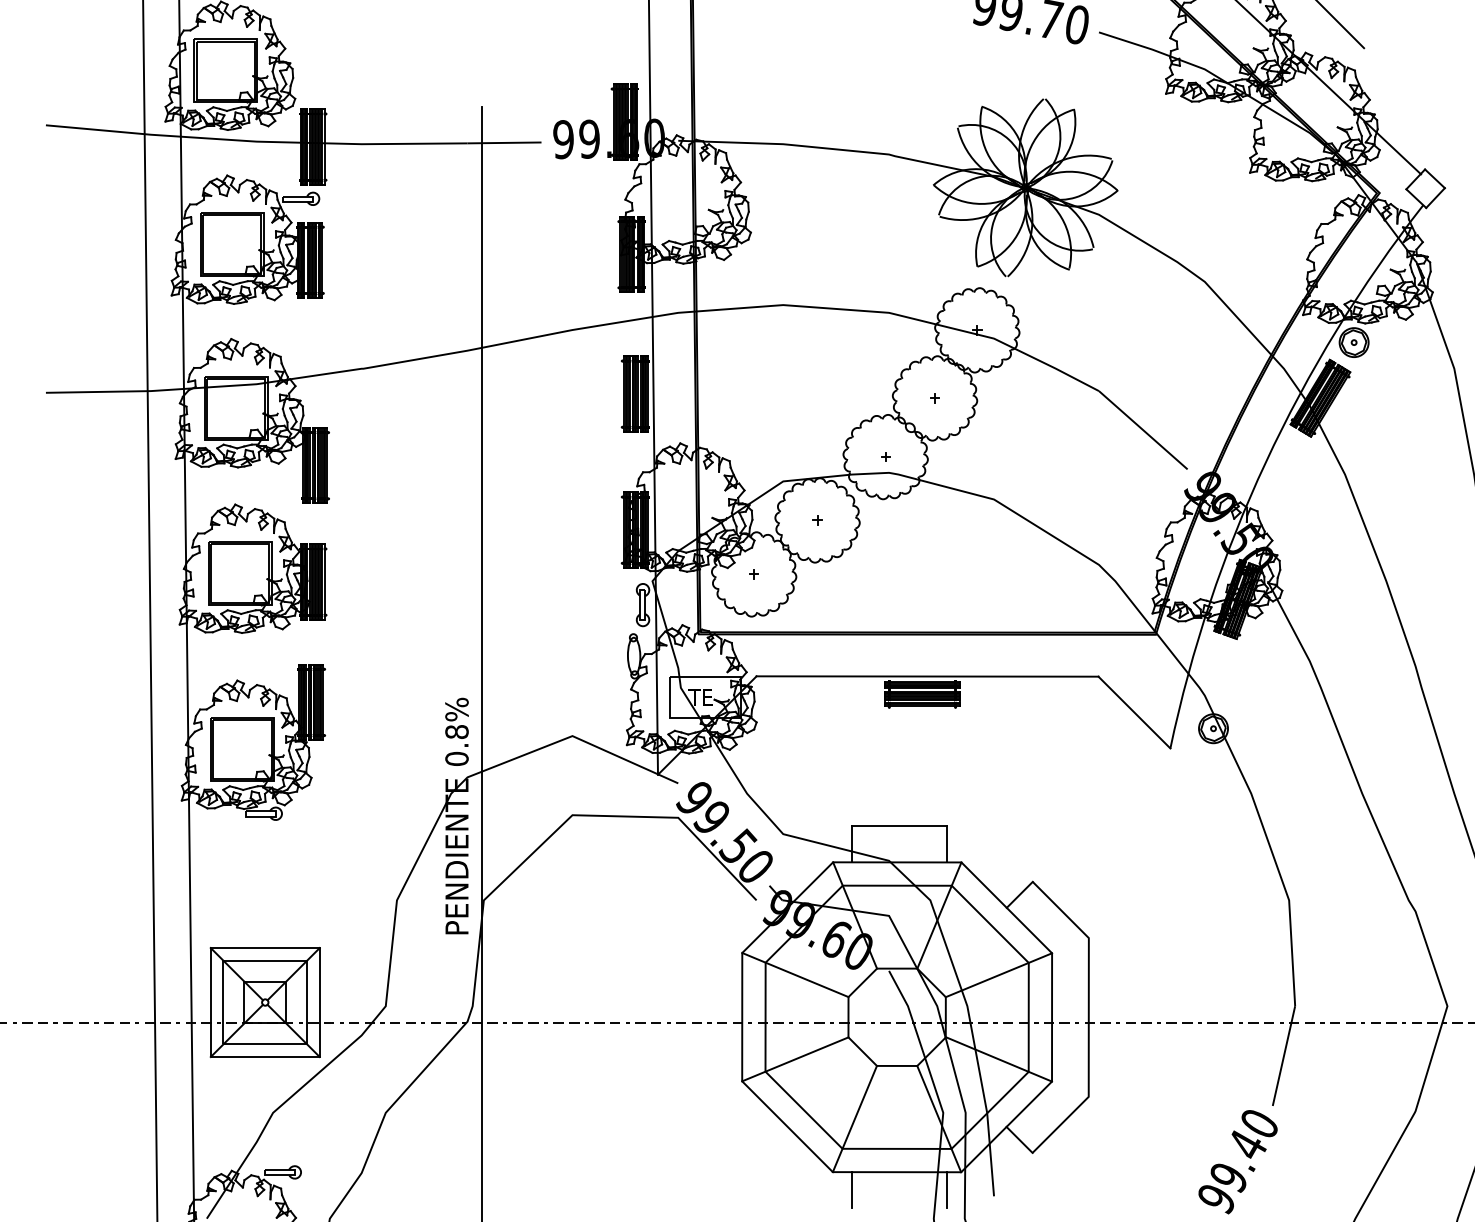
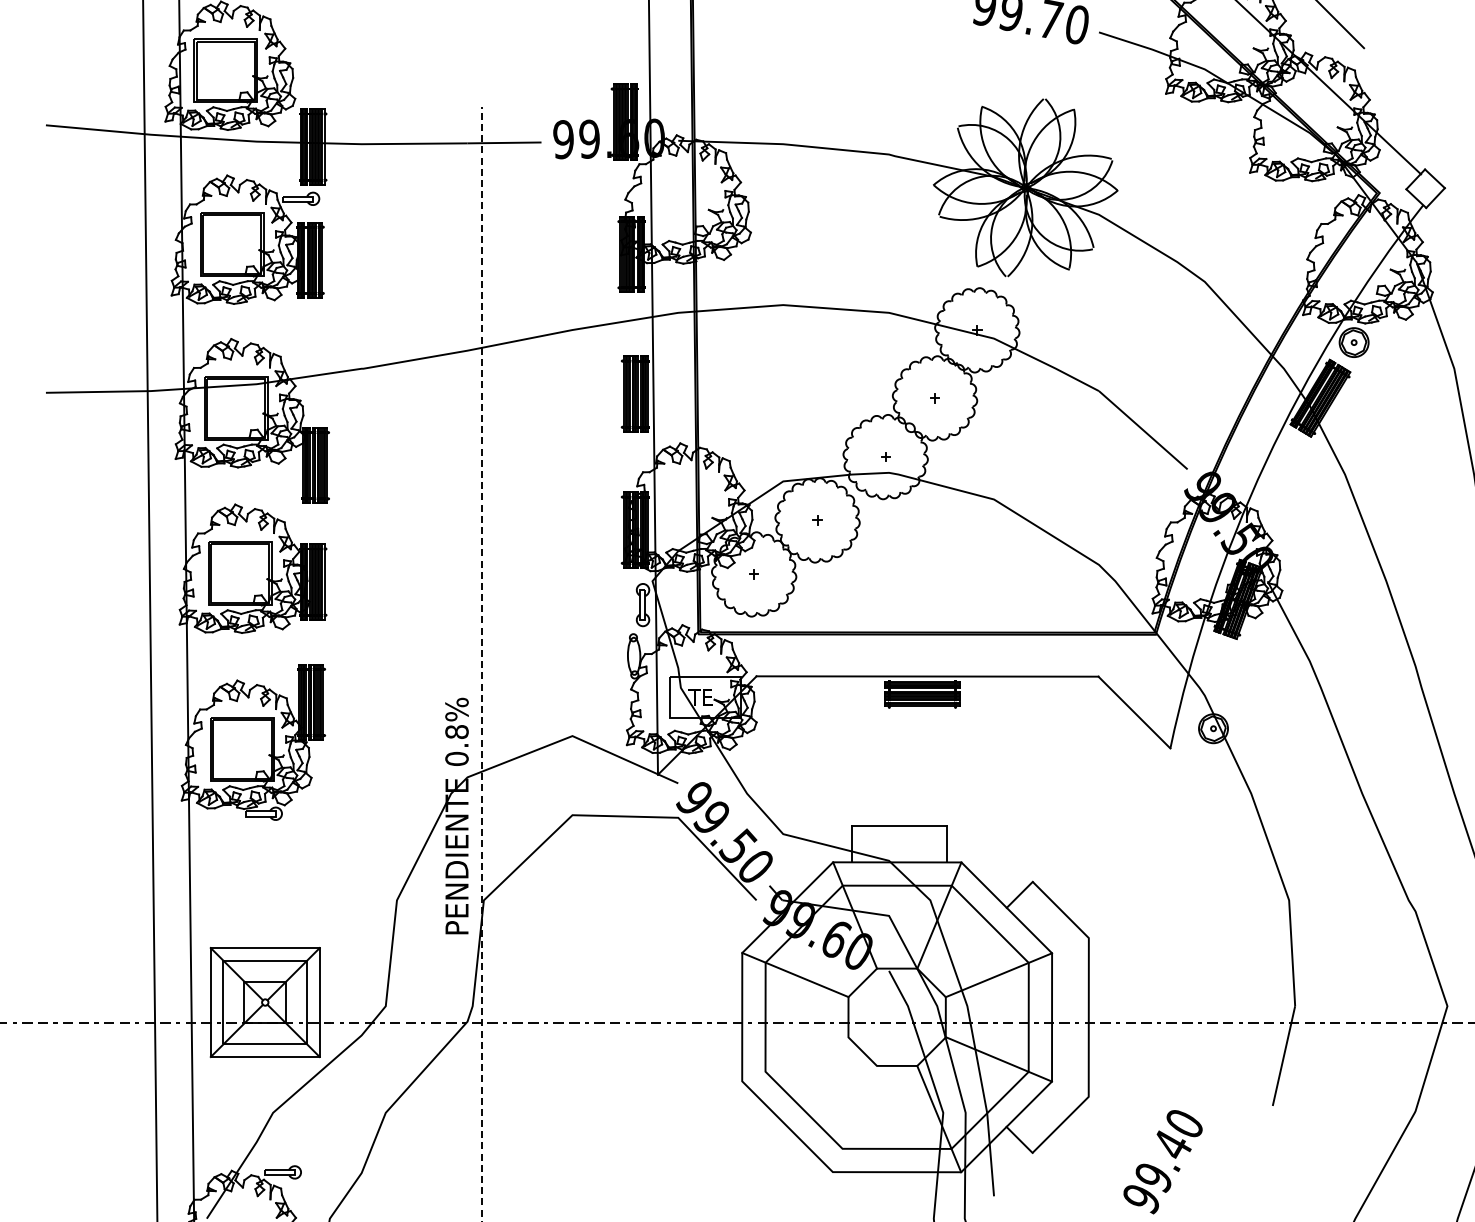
line: solid -> dashed (481, 663)
line: present -> none (795, 1059)
line: present -> none (854, 1118)
text position: (1237, 1162) -> (1162, 1162) (1162, 1162)
line: present -> none (851, 1189)
line: present -> none (947, 1189)
